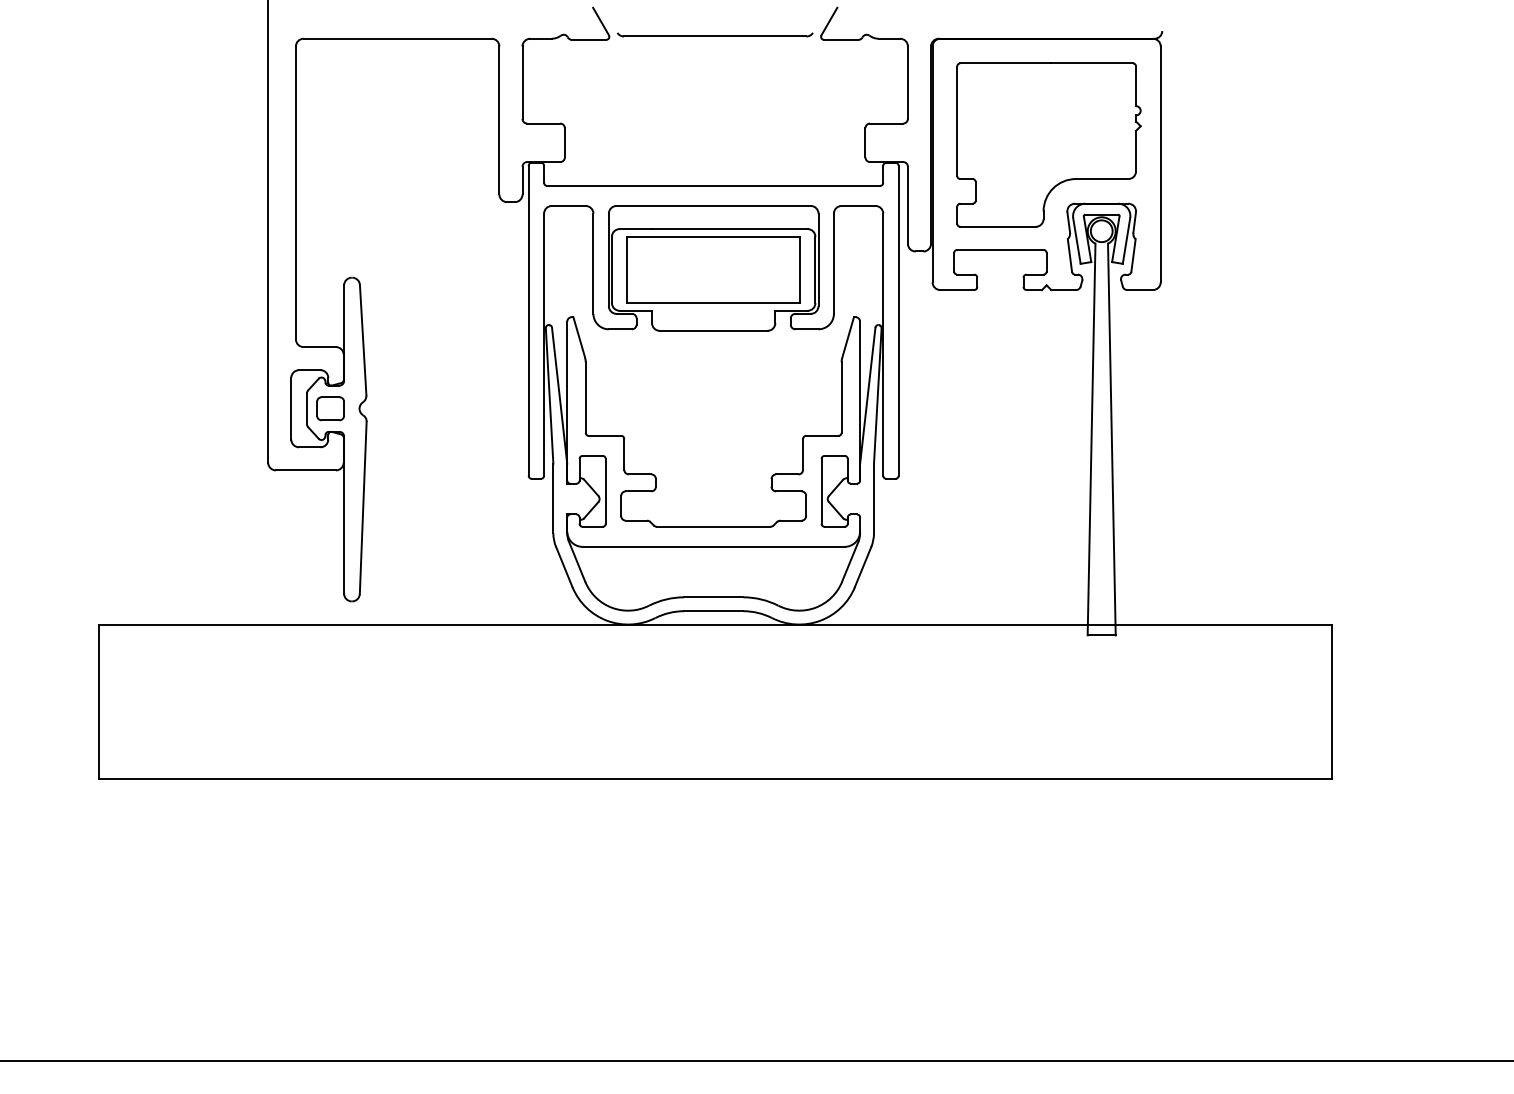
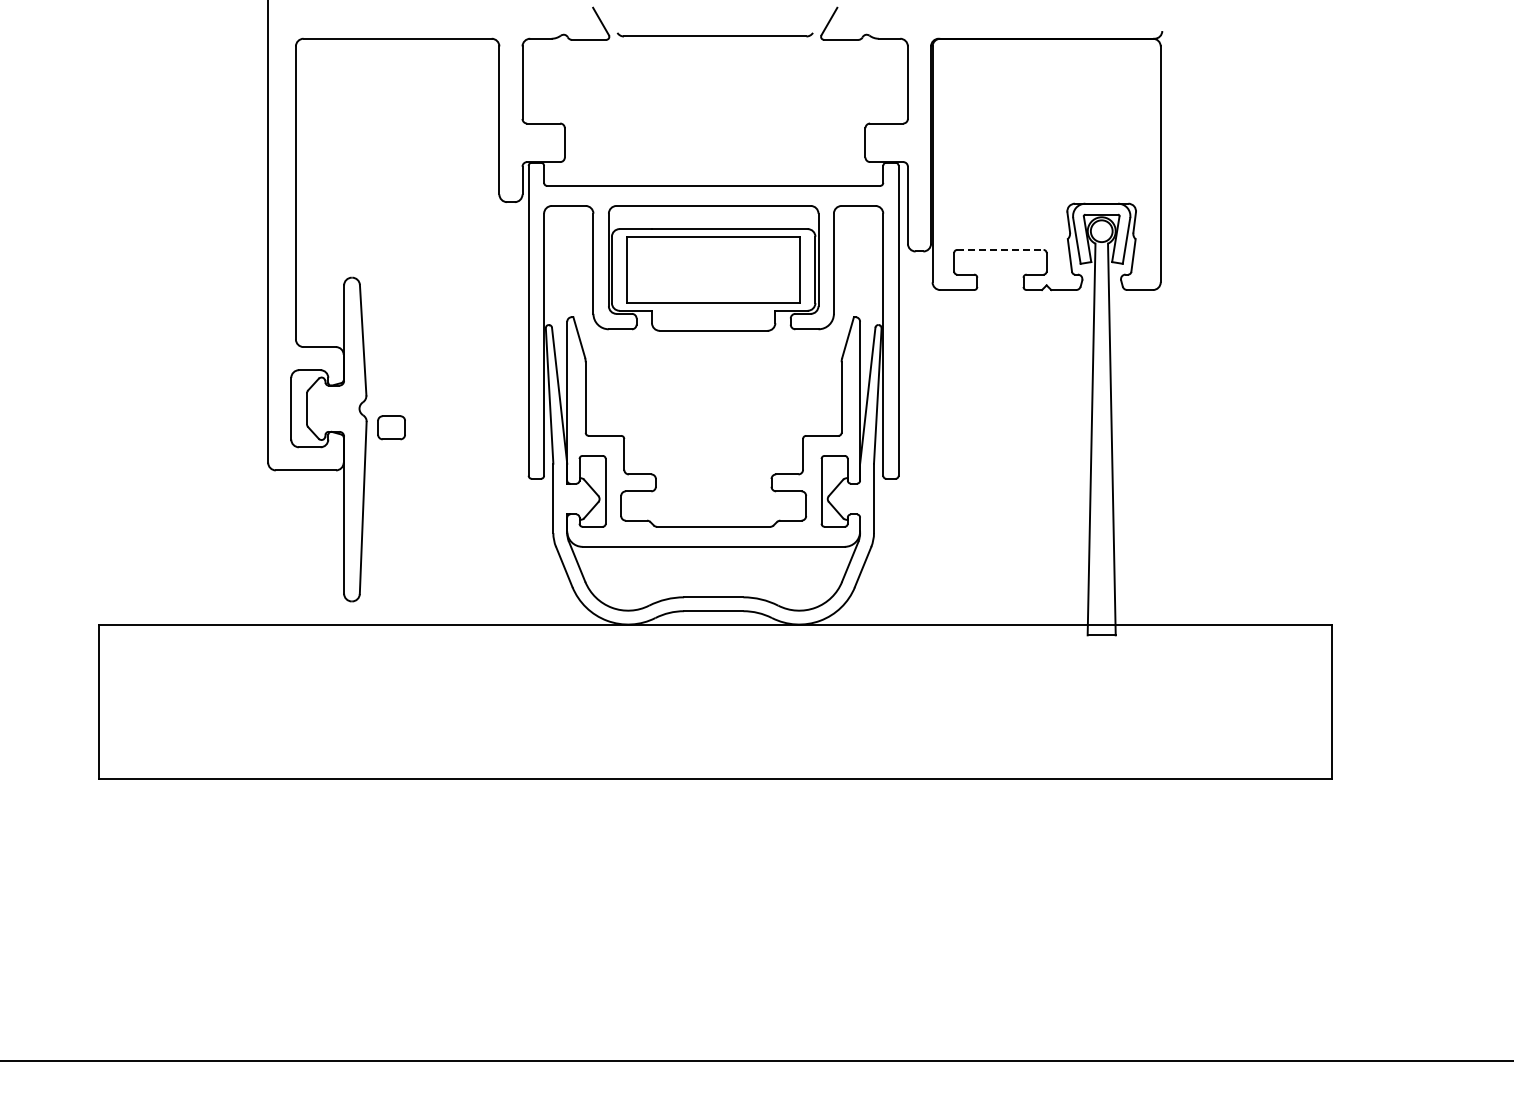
part: present -> none (1048, 144)
line: solid -> dashed (1000, 249)
part position: (330, 408) -> (391, 427) (391, 427)
